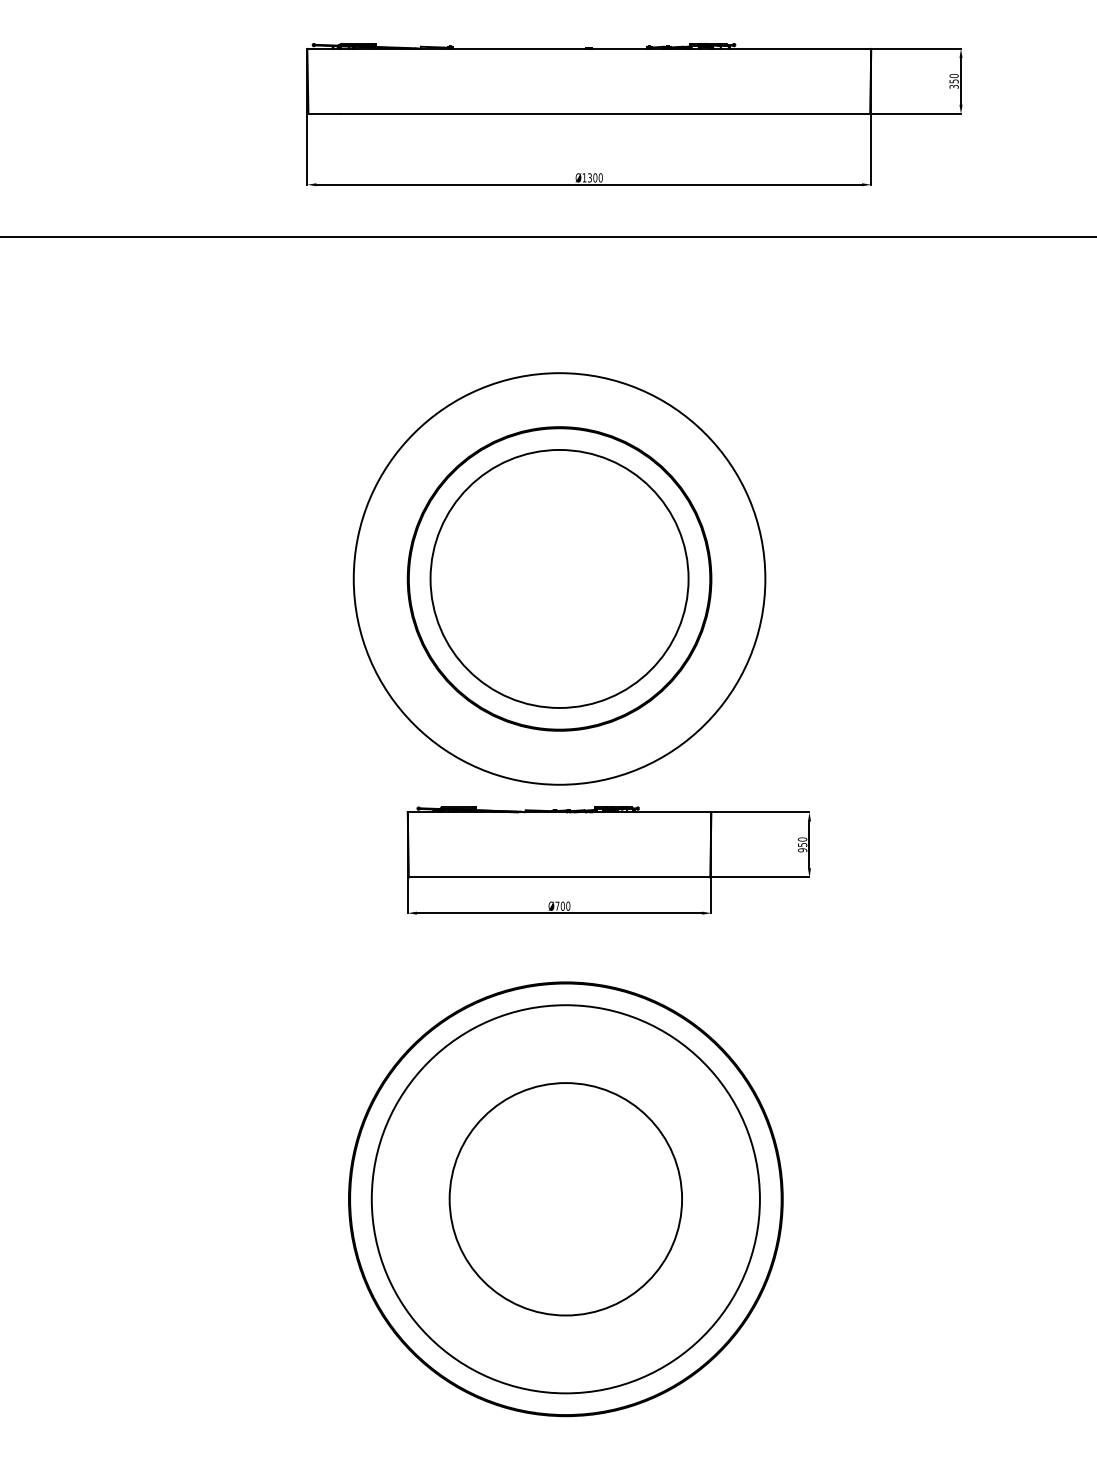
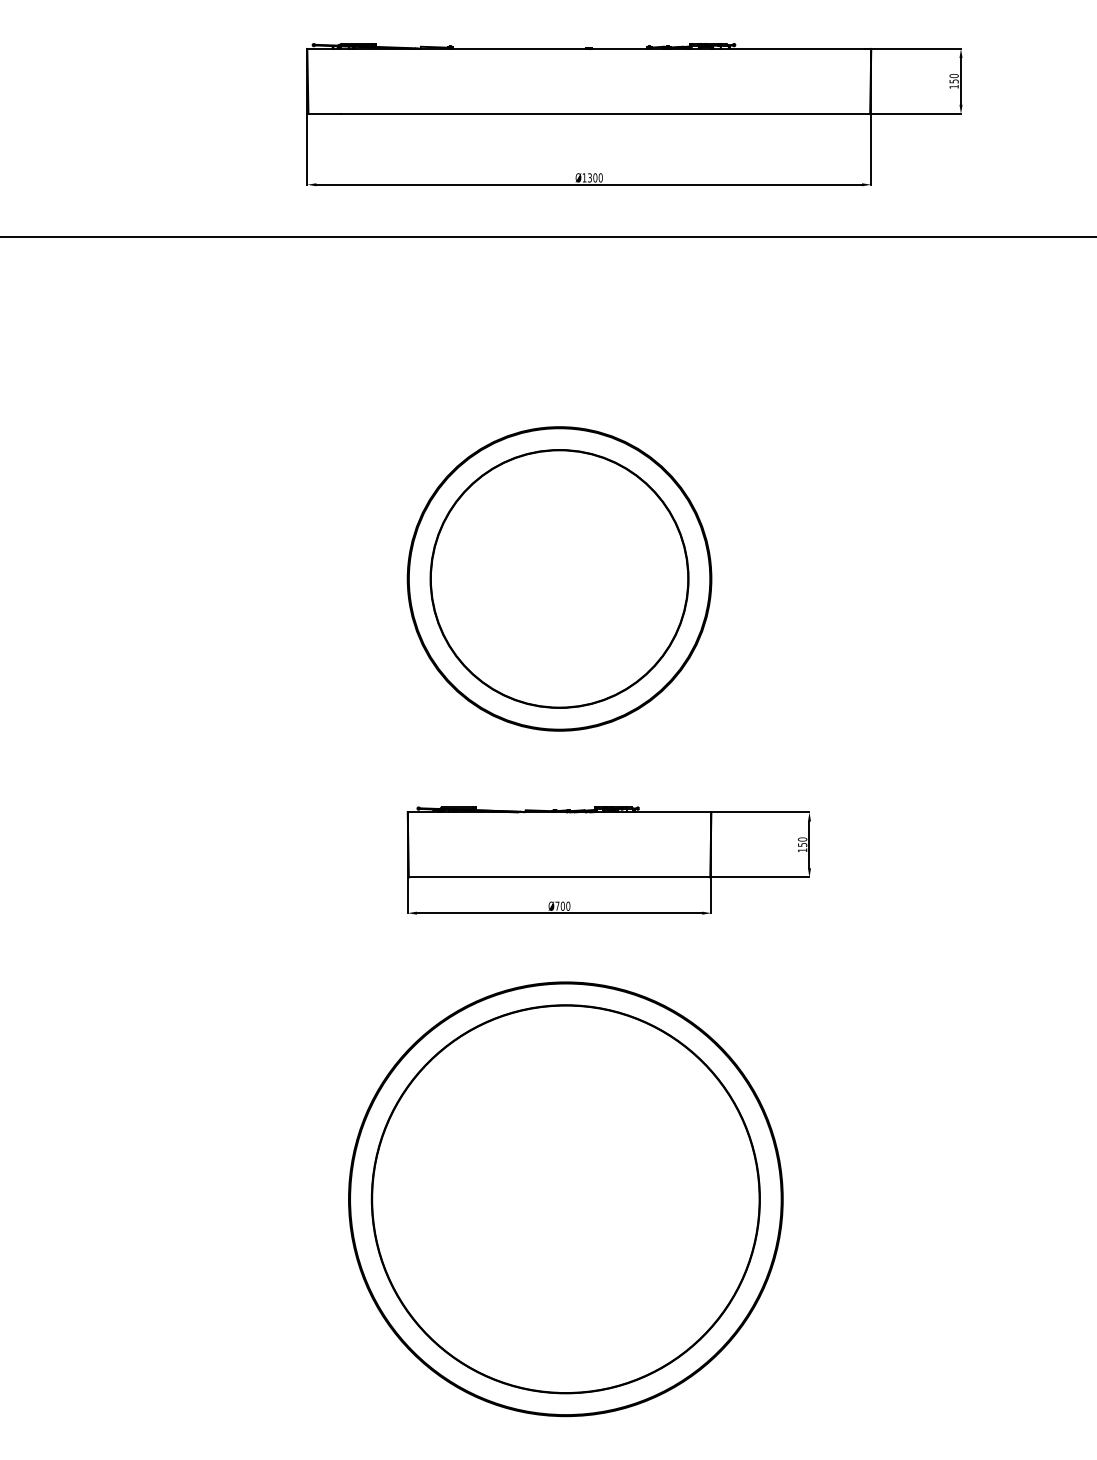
text: 350 -> 150 (953, 86)
circle diameter: 412 px -> 257 px (559, 578)
text: 950 -> 150 (802, 850)
circle diameter: 232 px -> 387 px (565, 1198)
